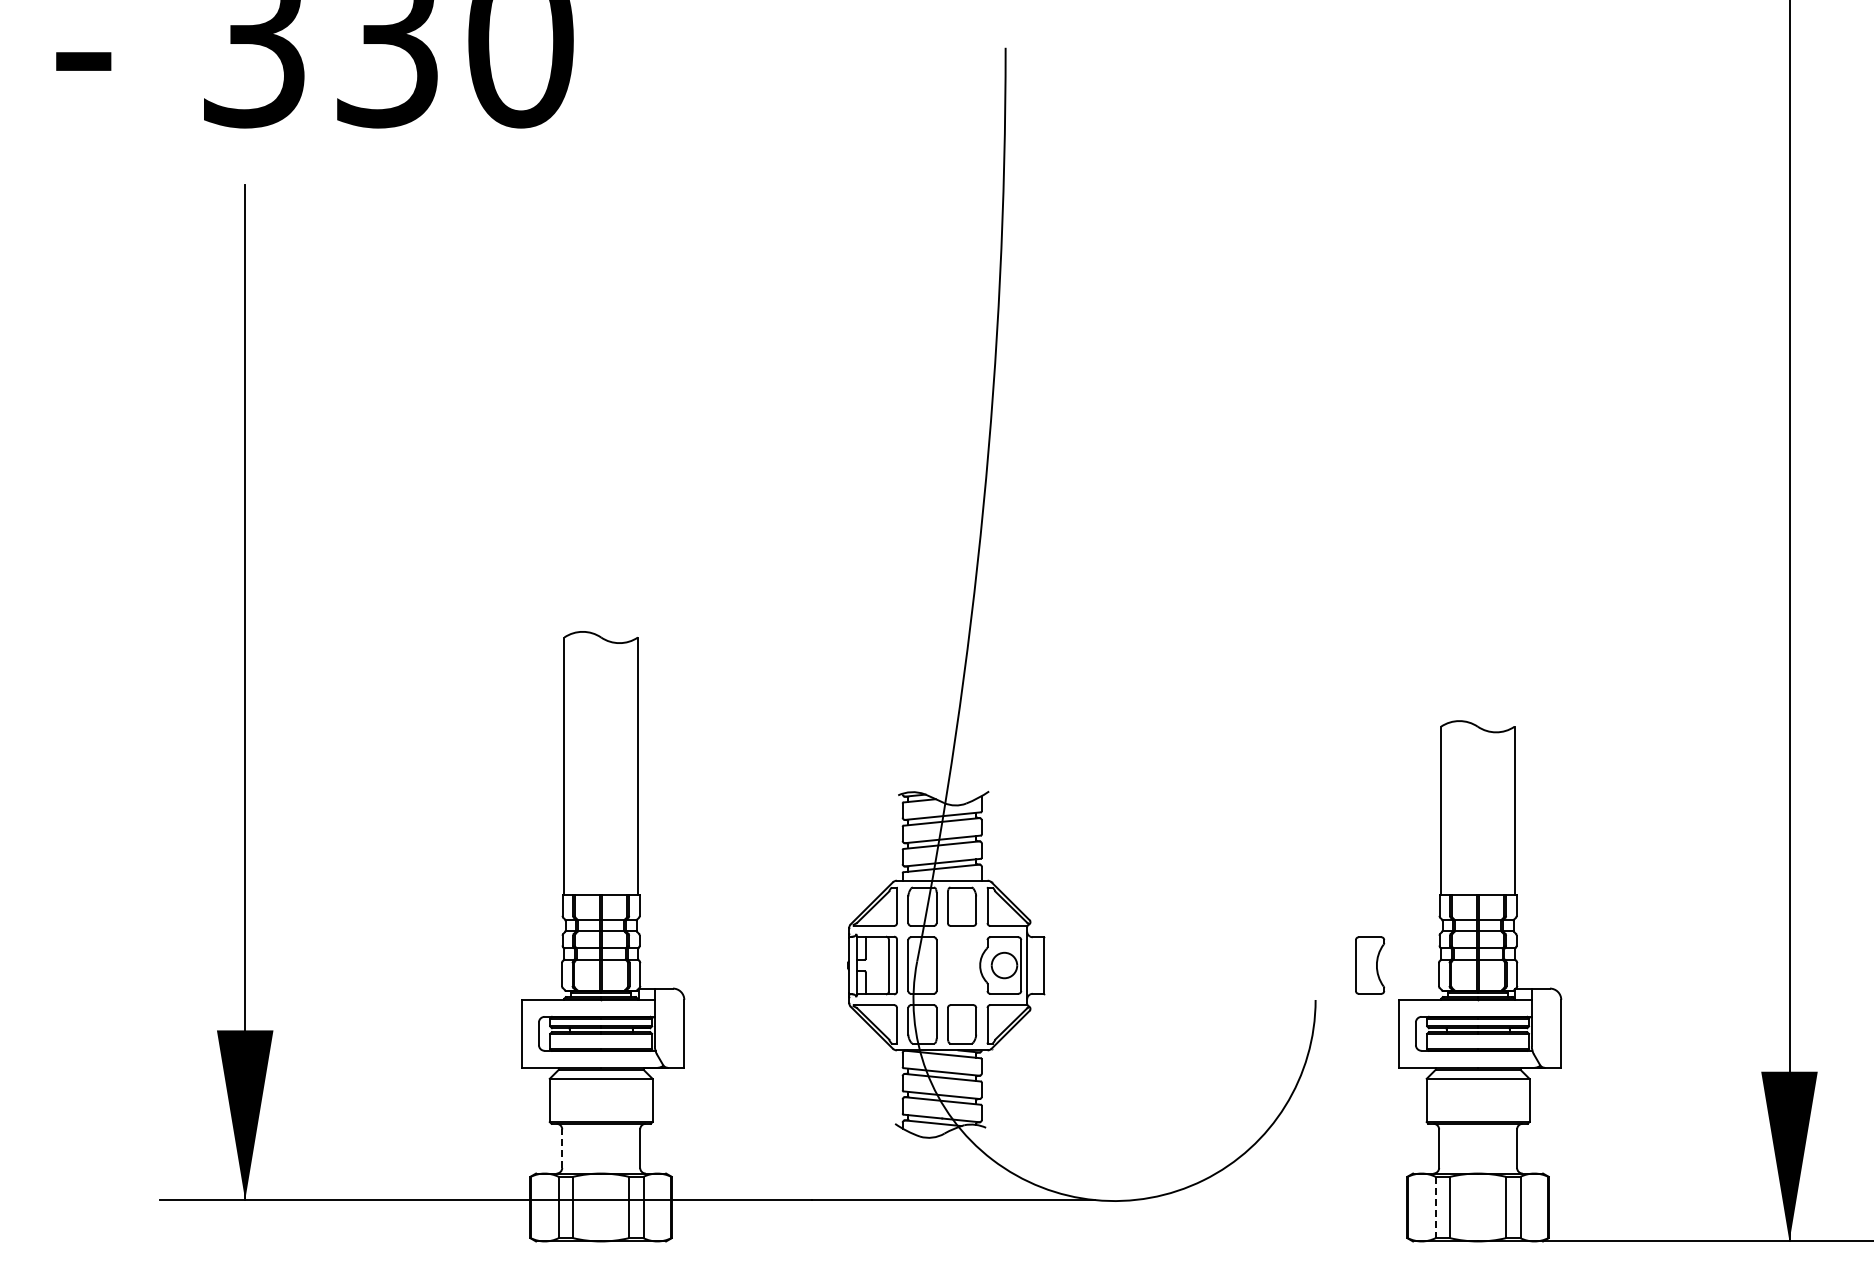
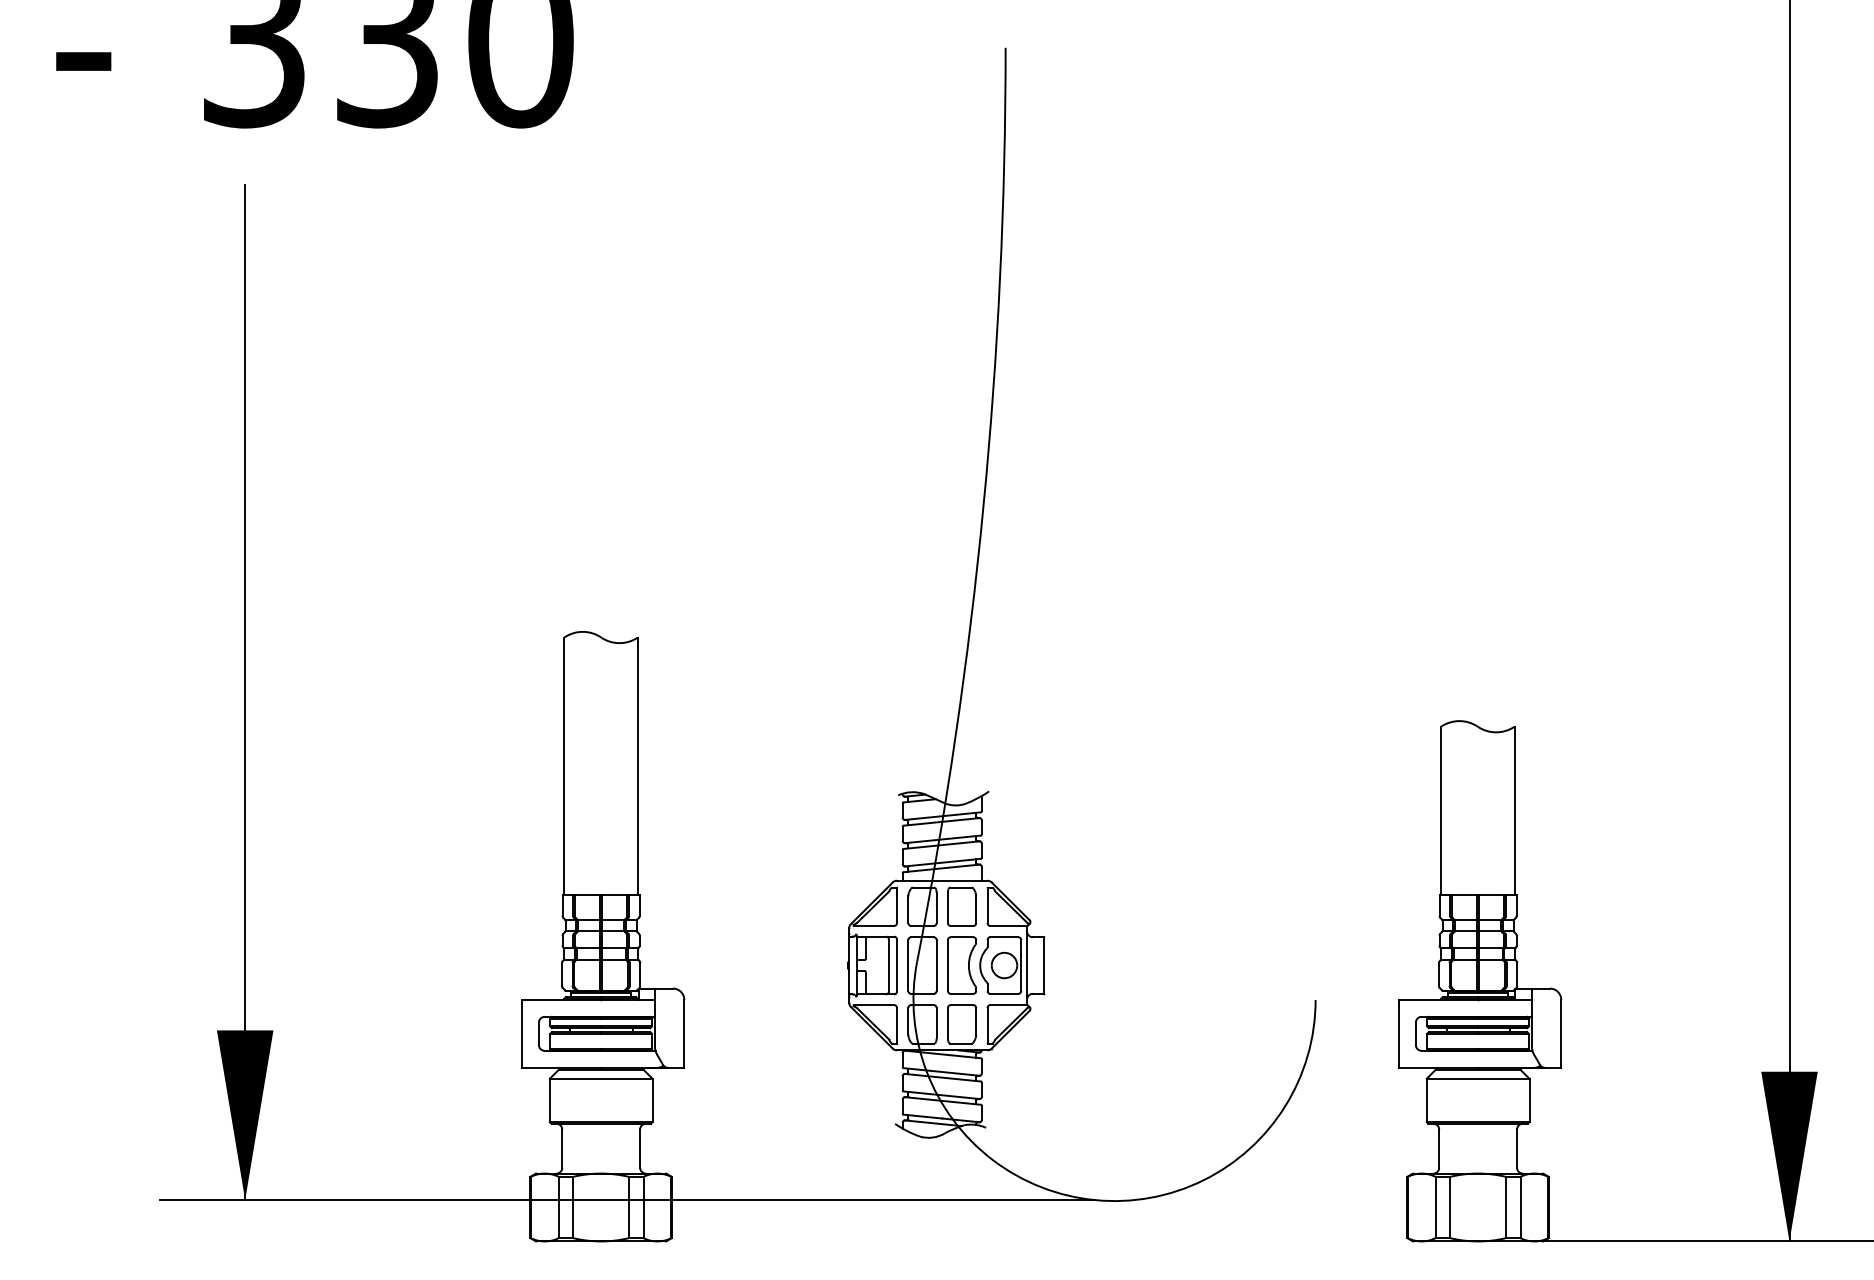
part position: (1370, 965) -> (962, 965) (962, 965)
line: dashed -> solid (562, 1148)
line: dashed -> solid (1435, 1207)
